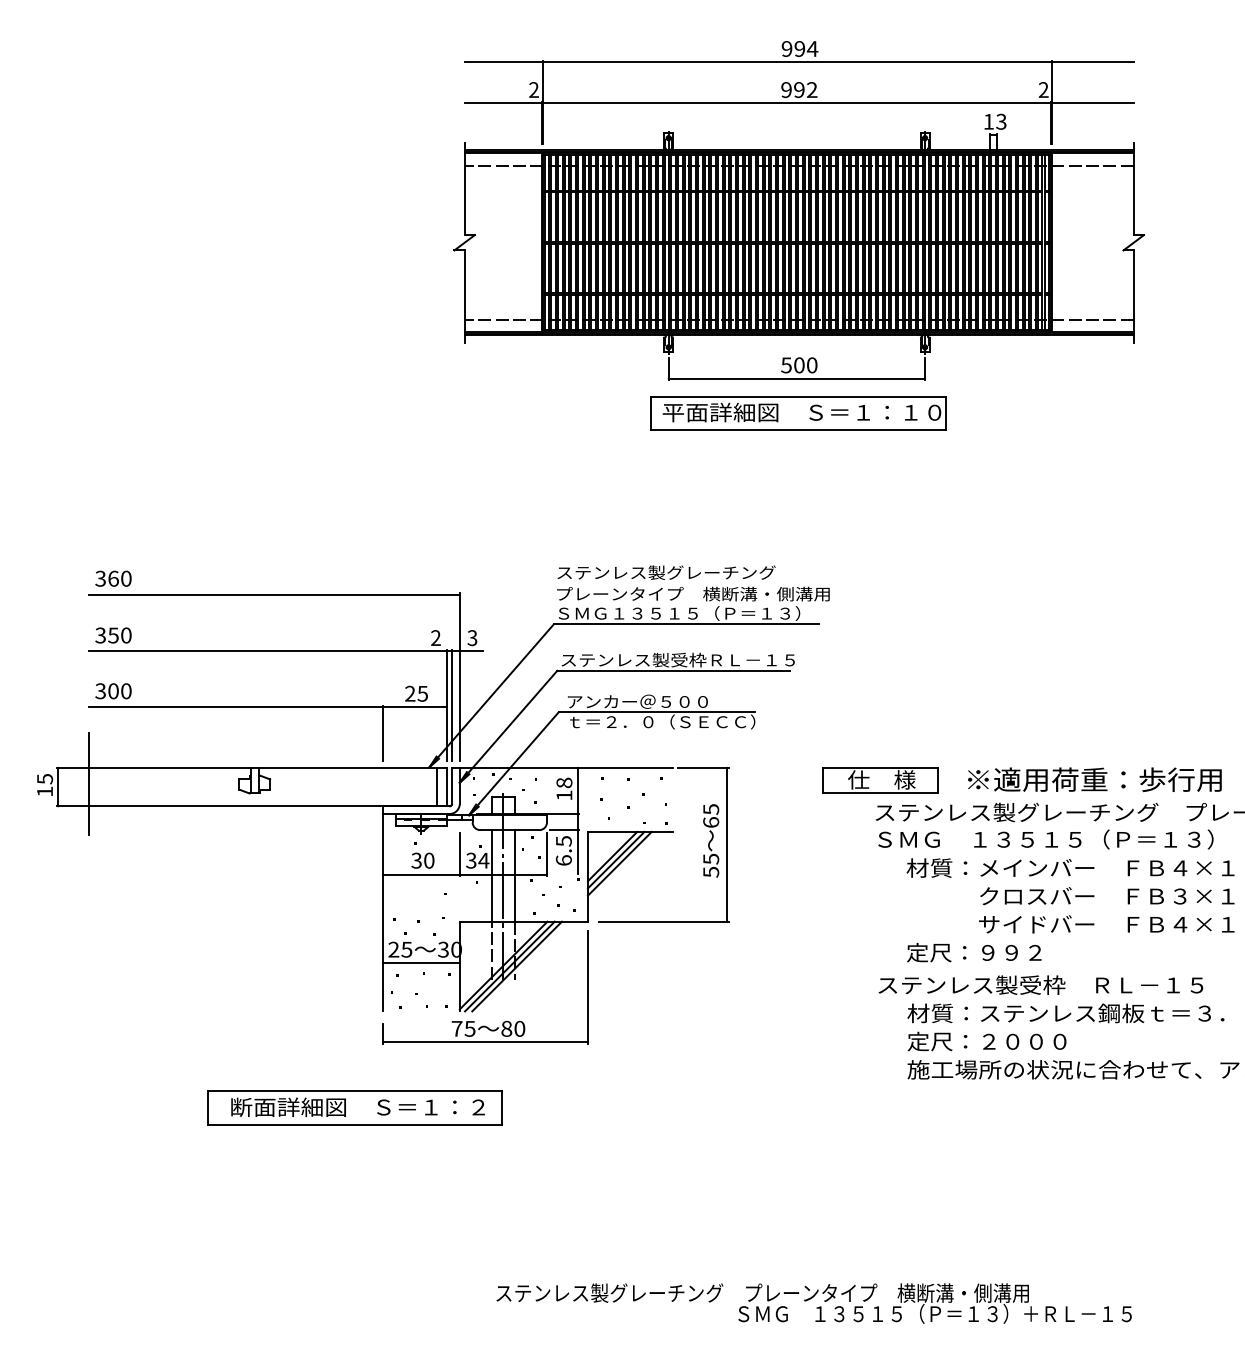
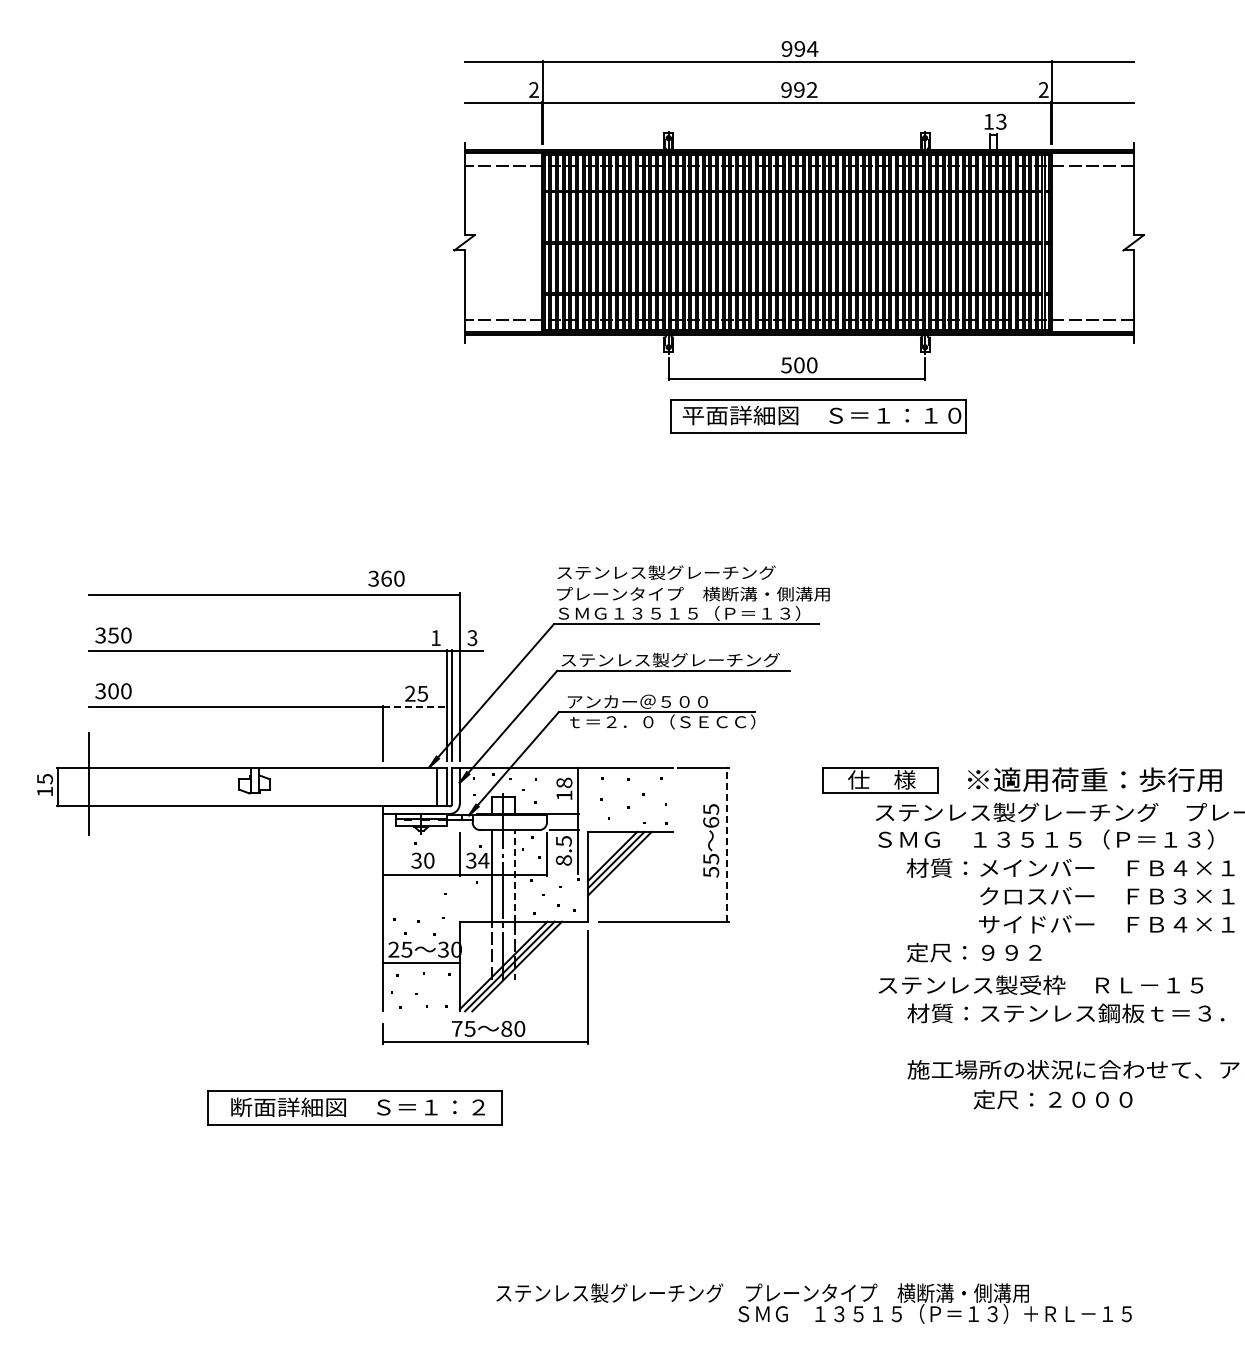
part position: (798, 413) -> (818, 416) (818, 416)
text position: (113, 578) -> (386, 578) (386, 578)
text: 2 -> 1 (435, 637)
text: ステンレス製受枠ＲＬ－１５ -> ステンレス製グレーチング (732, 659)
line: solid -> dashed (415, 707)
line: solid -> dashed (727, 844)
text: 6.5 -> 8.5 (563, 860)
line: solid -> dashed (514, 875)
text position: (986, 1041) -> (1052, 1099) (1052, 1099)
